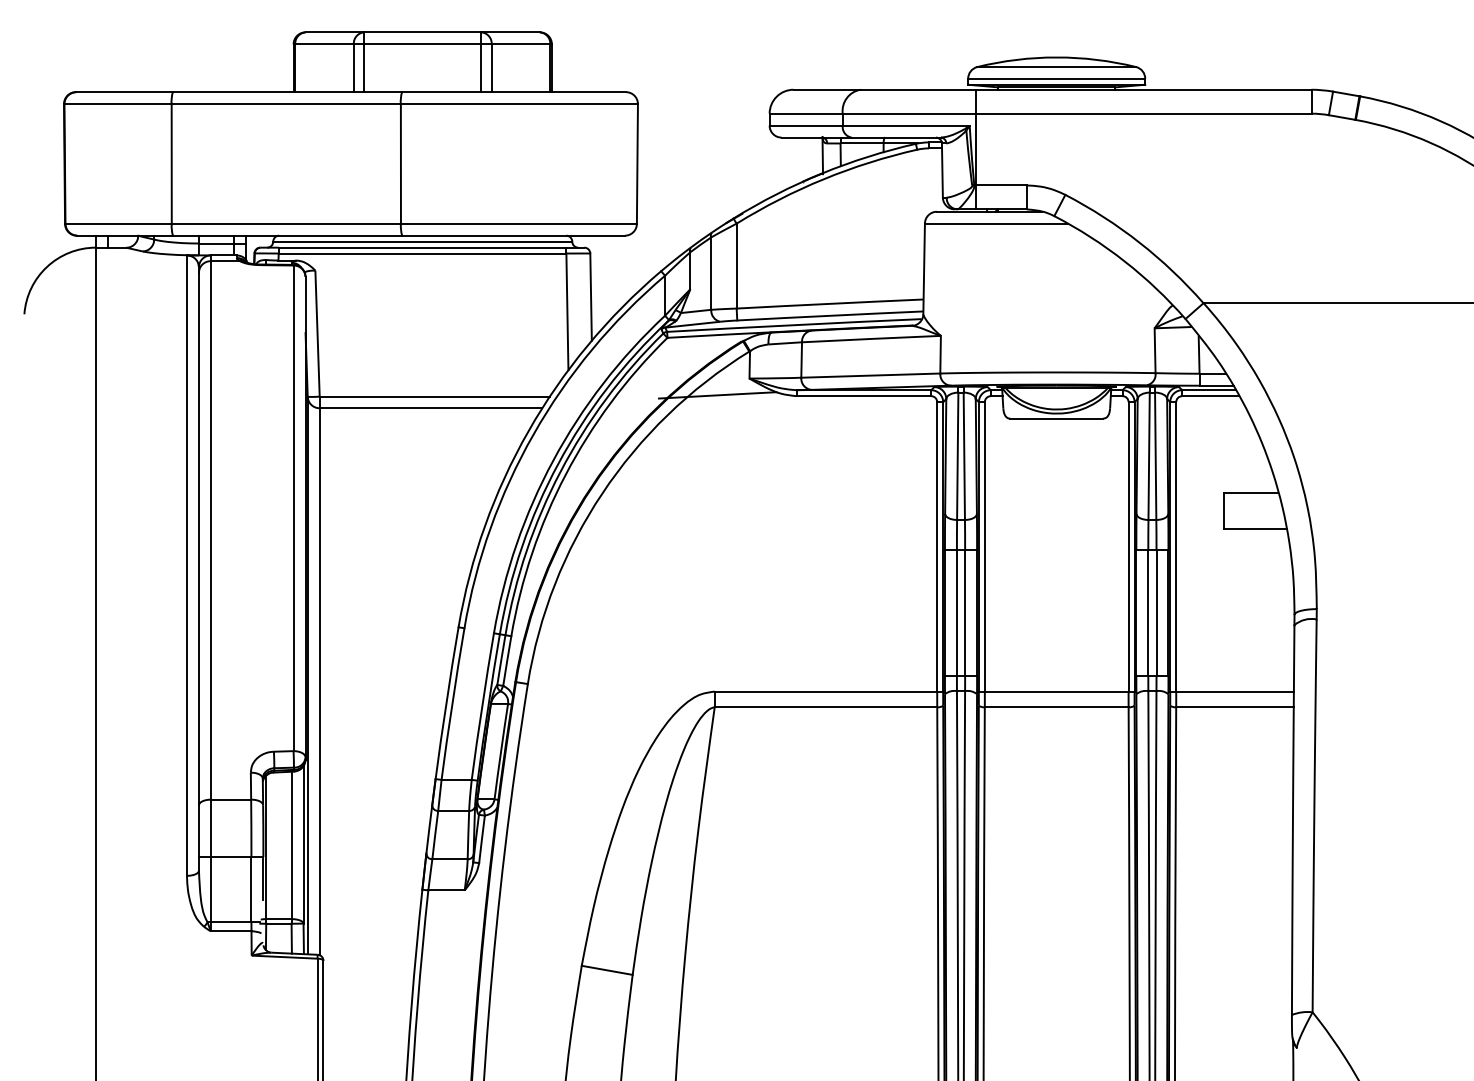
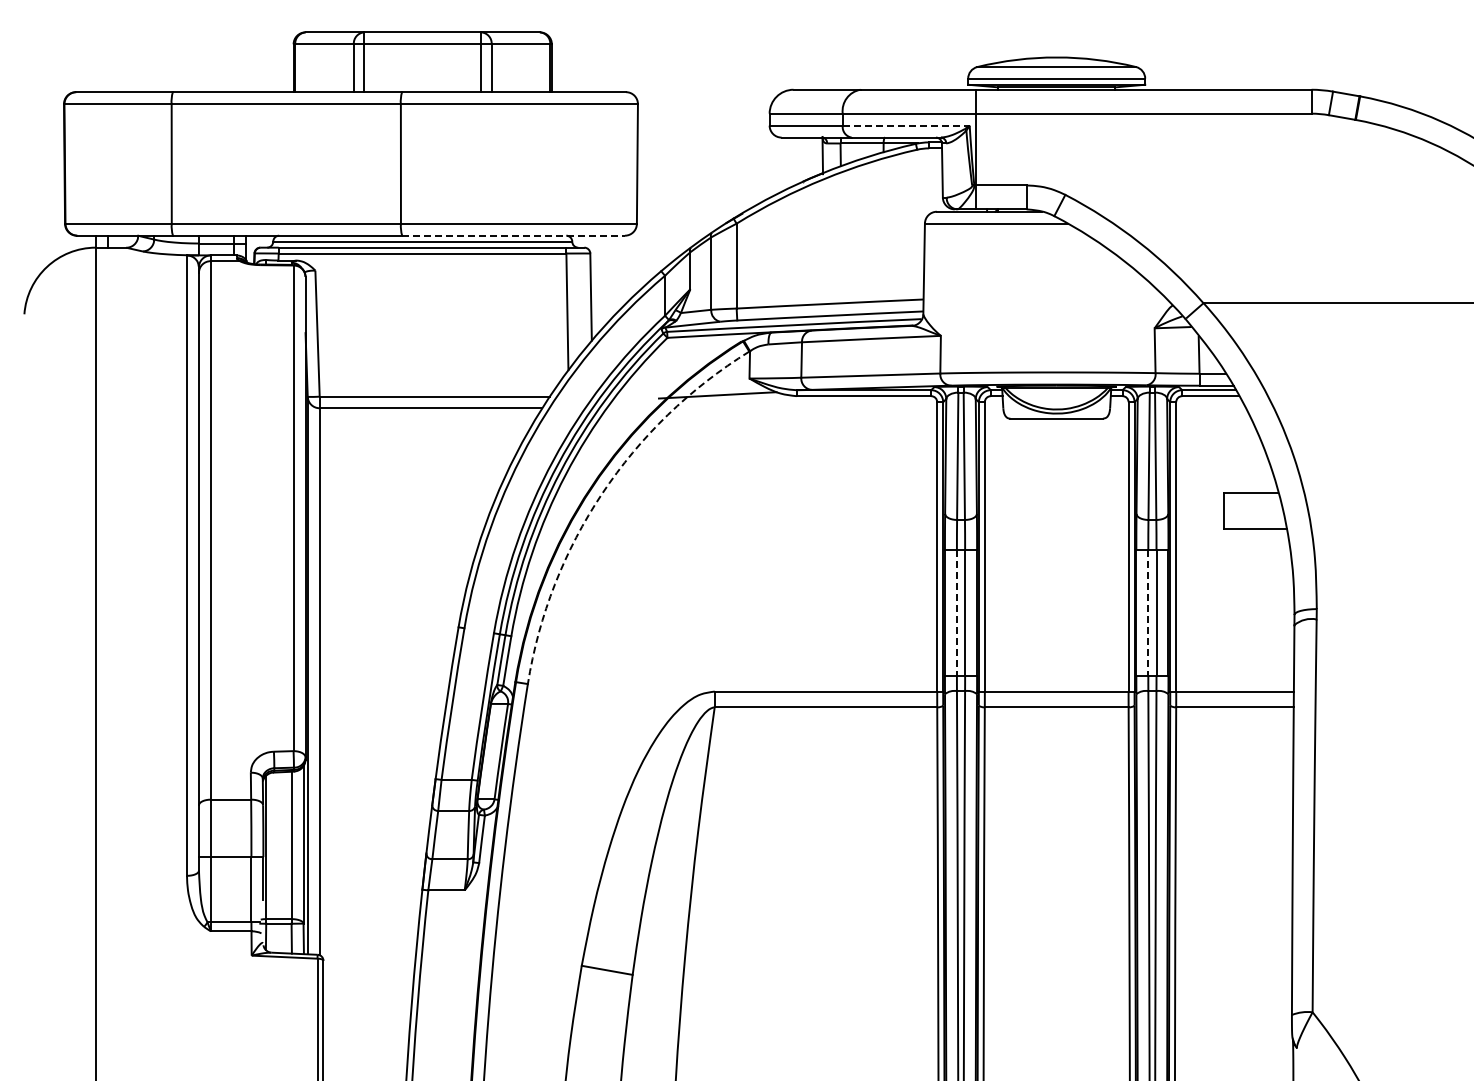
line: solid -> dashed (906, 125)
line: solid -> dashed (514, 235)
arc: solid -> dashed (602, 493)
line: solid -> dashed (956, 612)
line: solid -> dashed (1148, 612)
